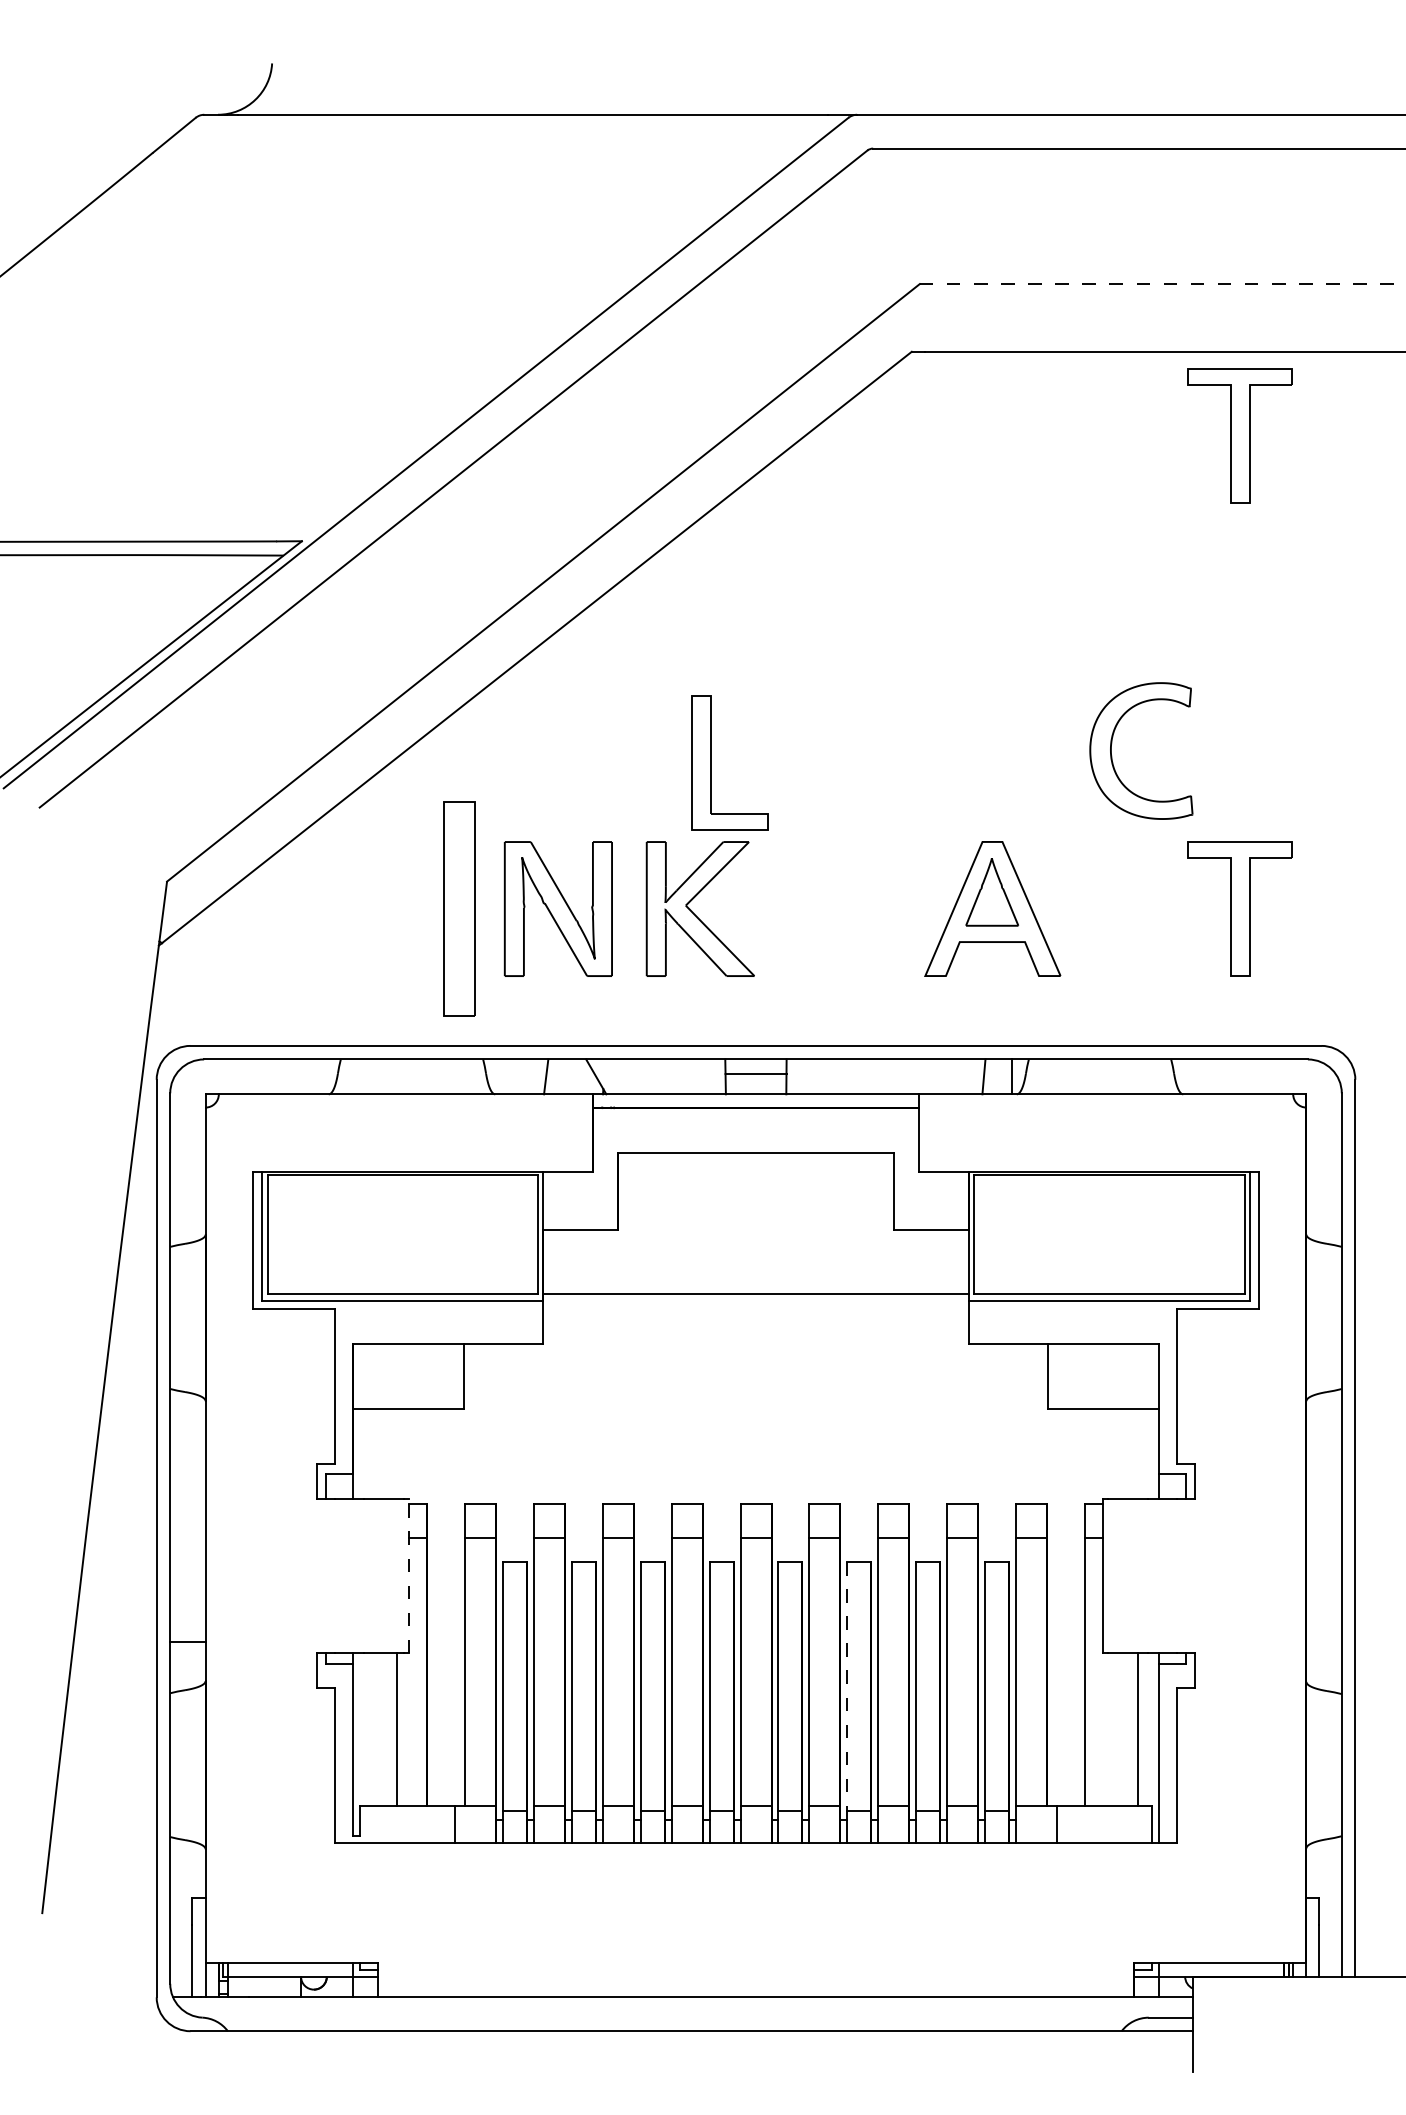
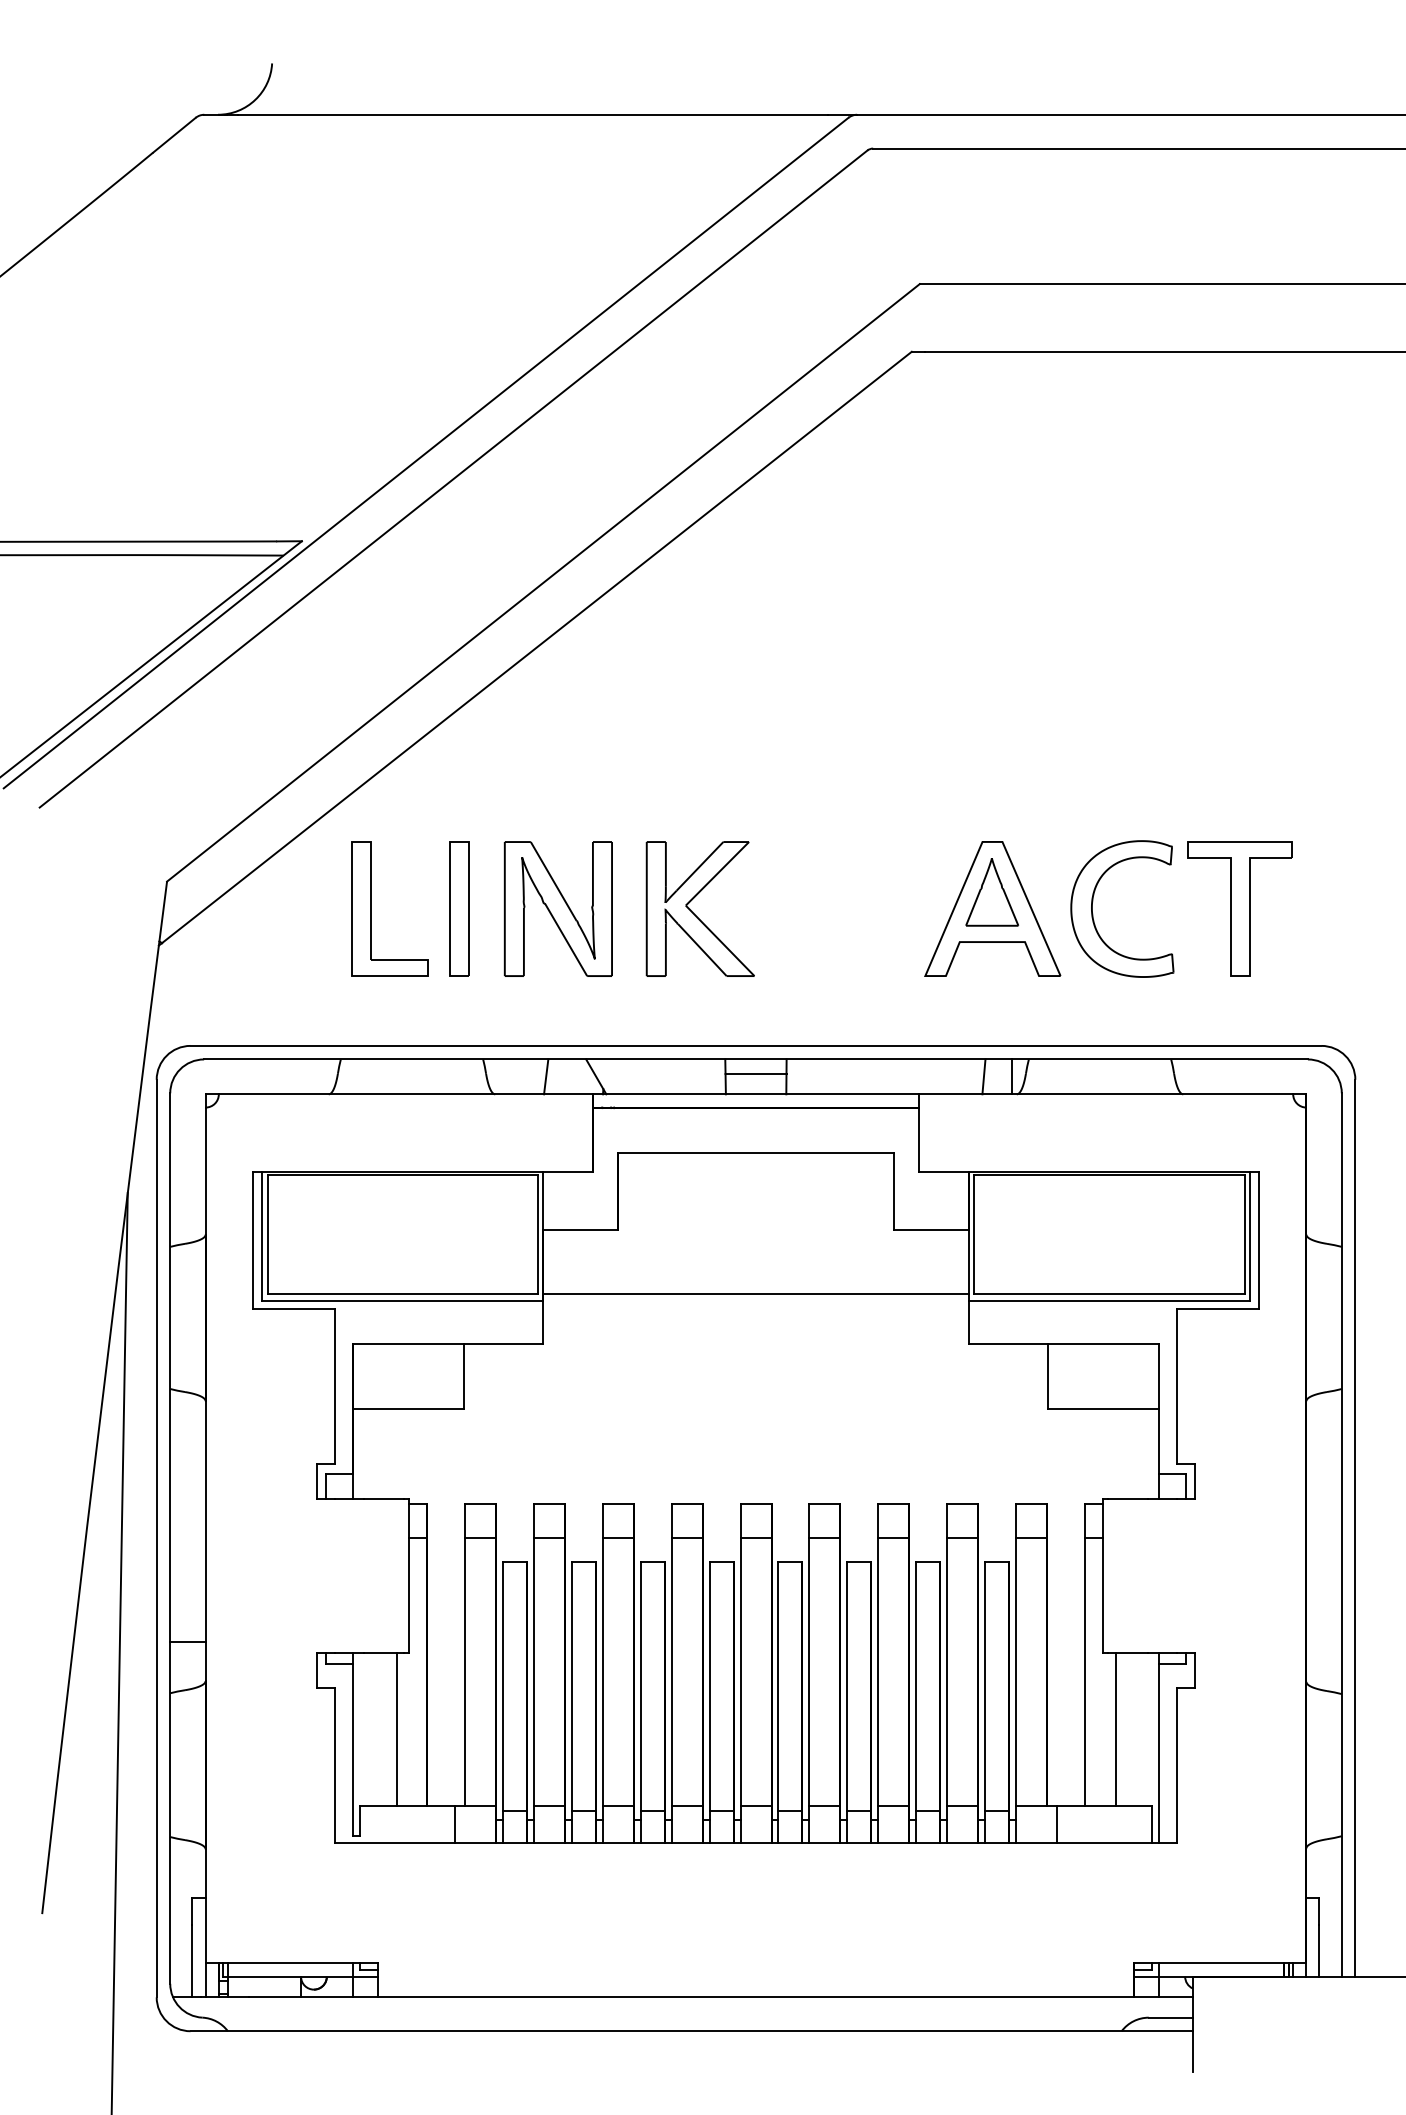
line: dashed -> solid (1162, 284)
part: present -> none (1239, 435)
part position: (1112, 756) -> (1093, 914) (1093, 914)
part position: (711, 762) -> (371, 908) (371, 908)
part size: 33x216 px -> 21x136 px (459, 908)
line: dashed -> solid (409, 1575)
line: none -> present (119, 1651)
line: dashed -> solid (847, 1686)
line position: (1137, 1729) -> (1115, 1729) (1115, 1729)
